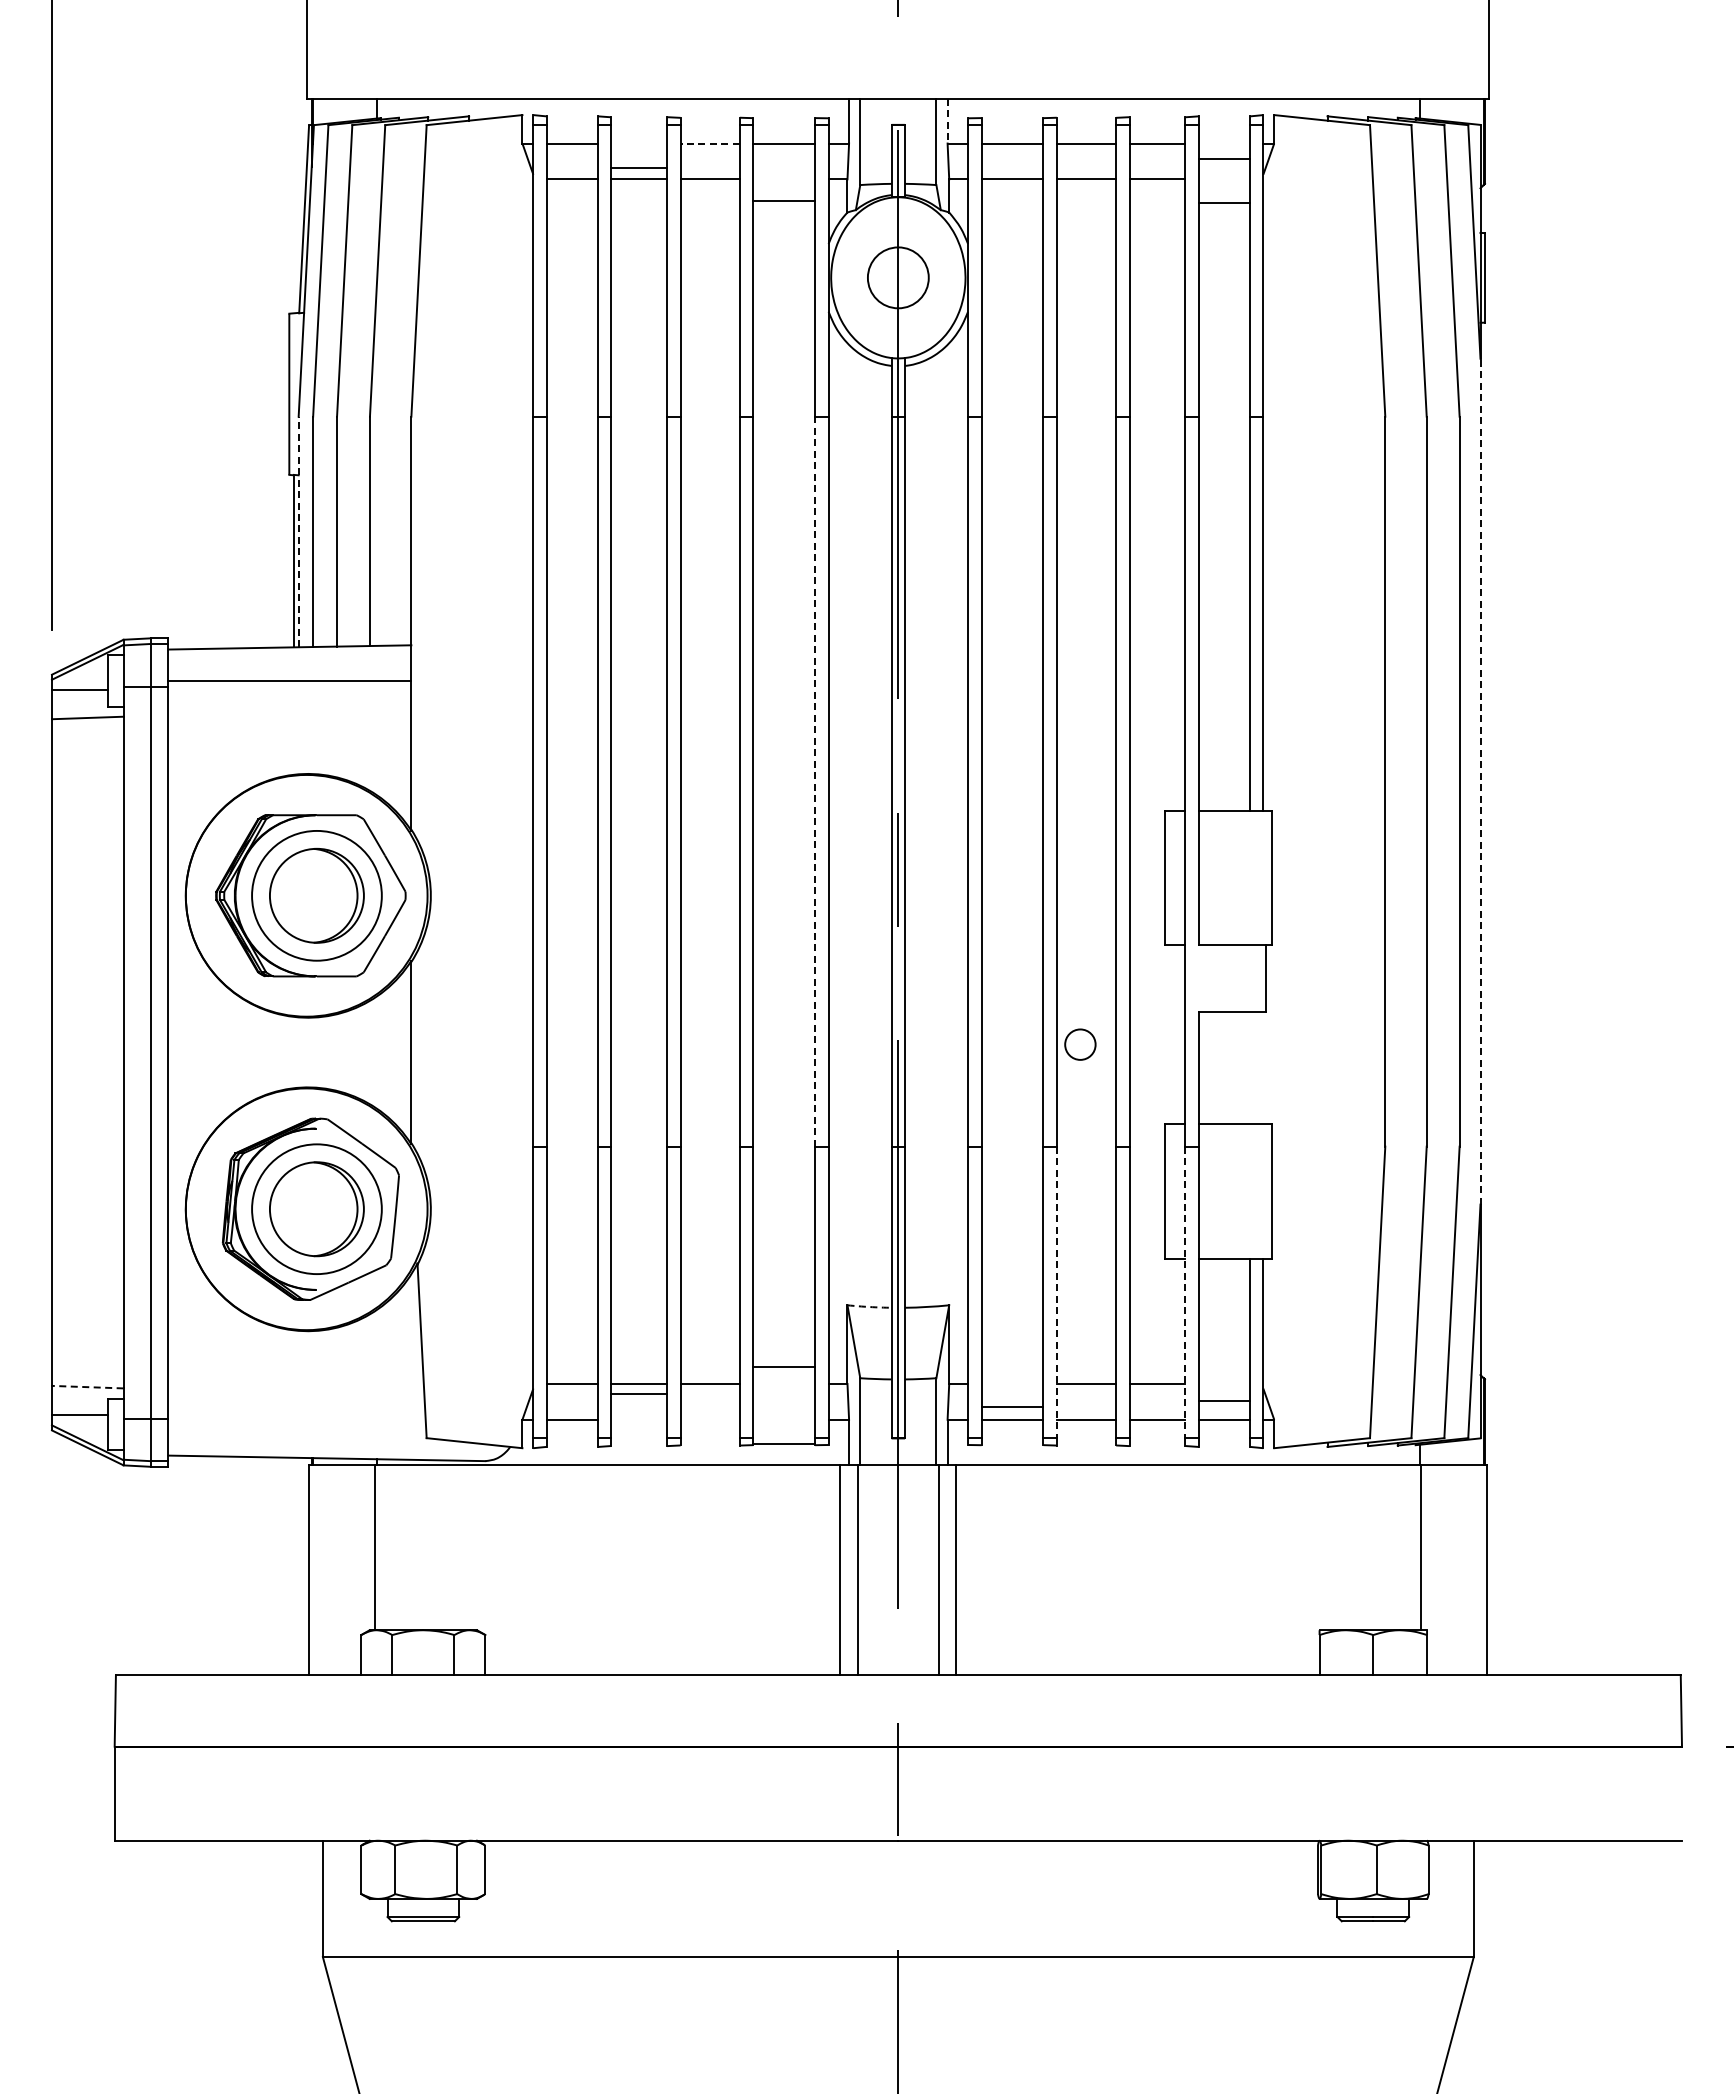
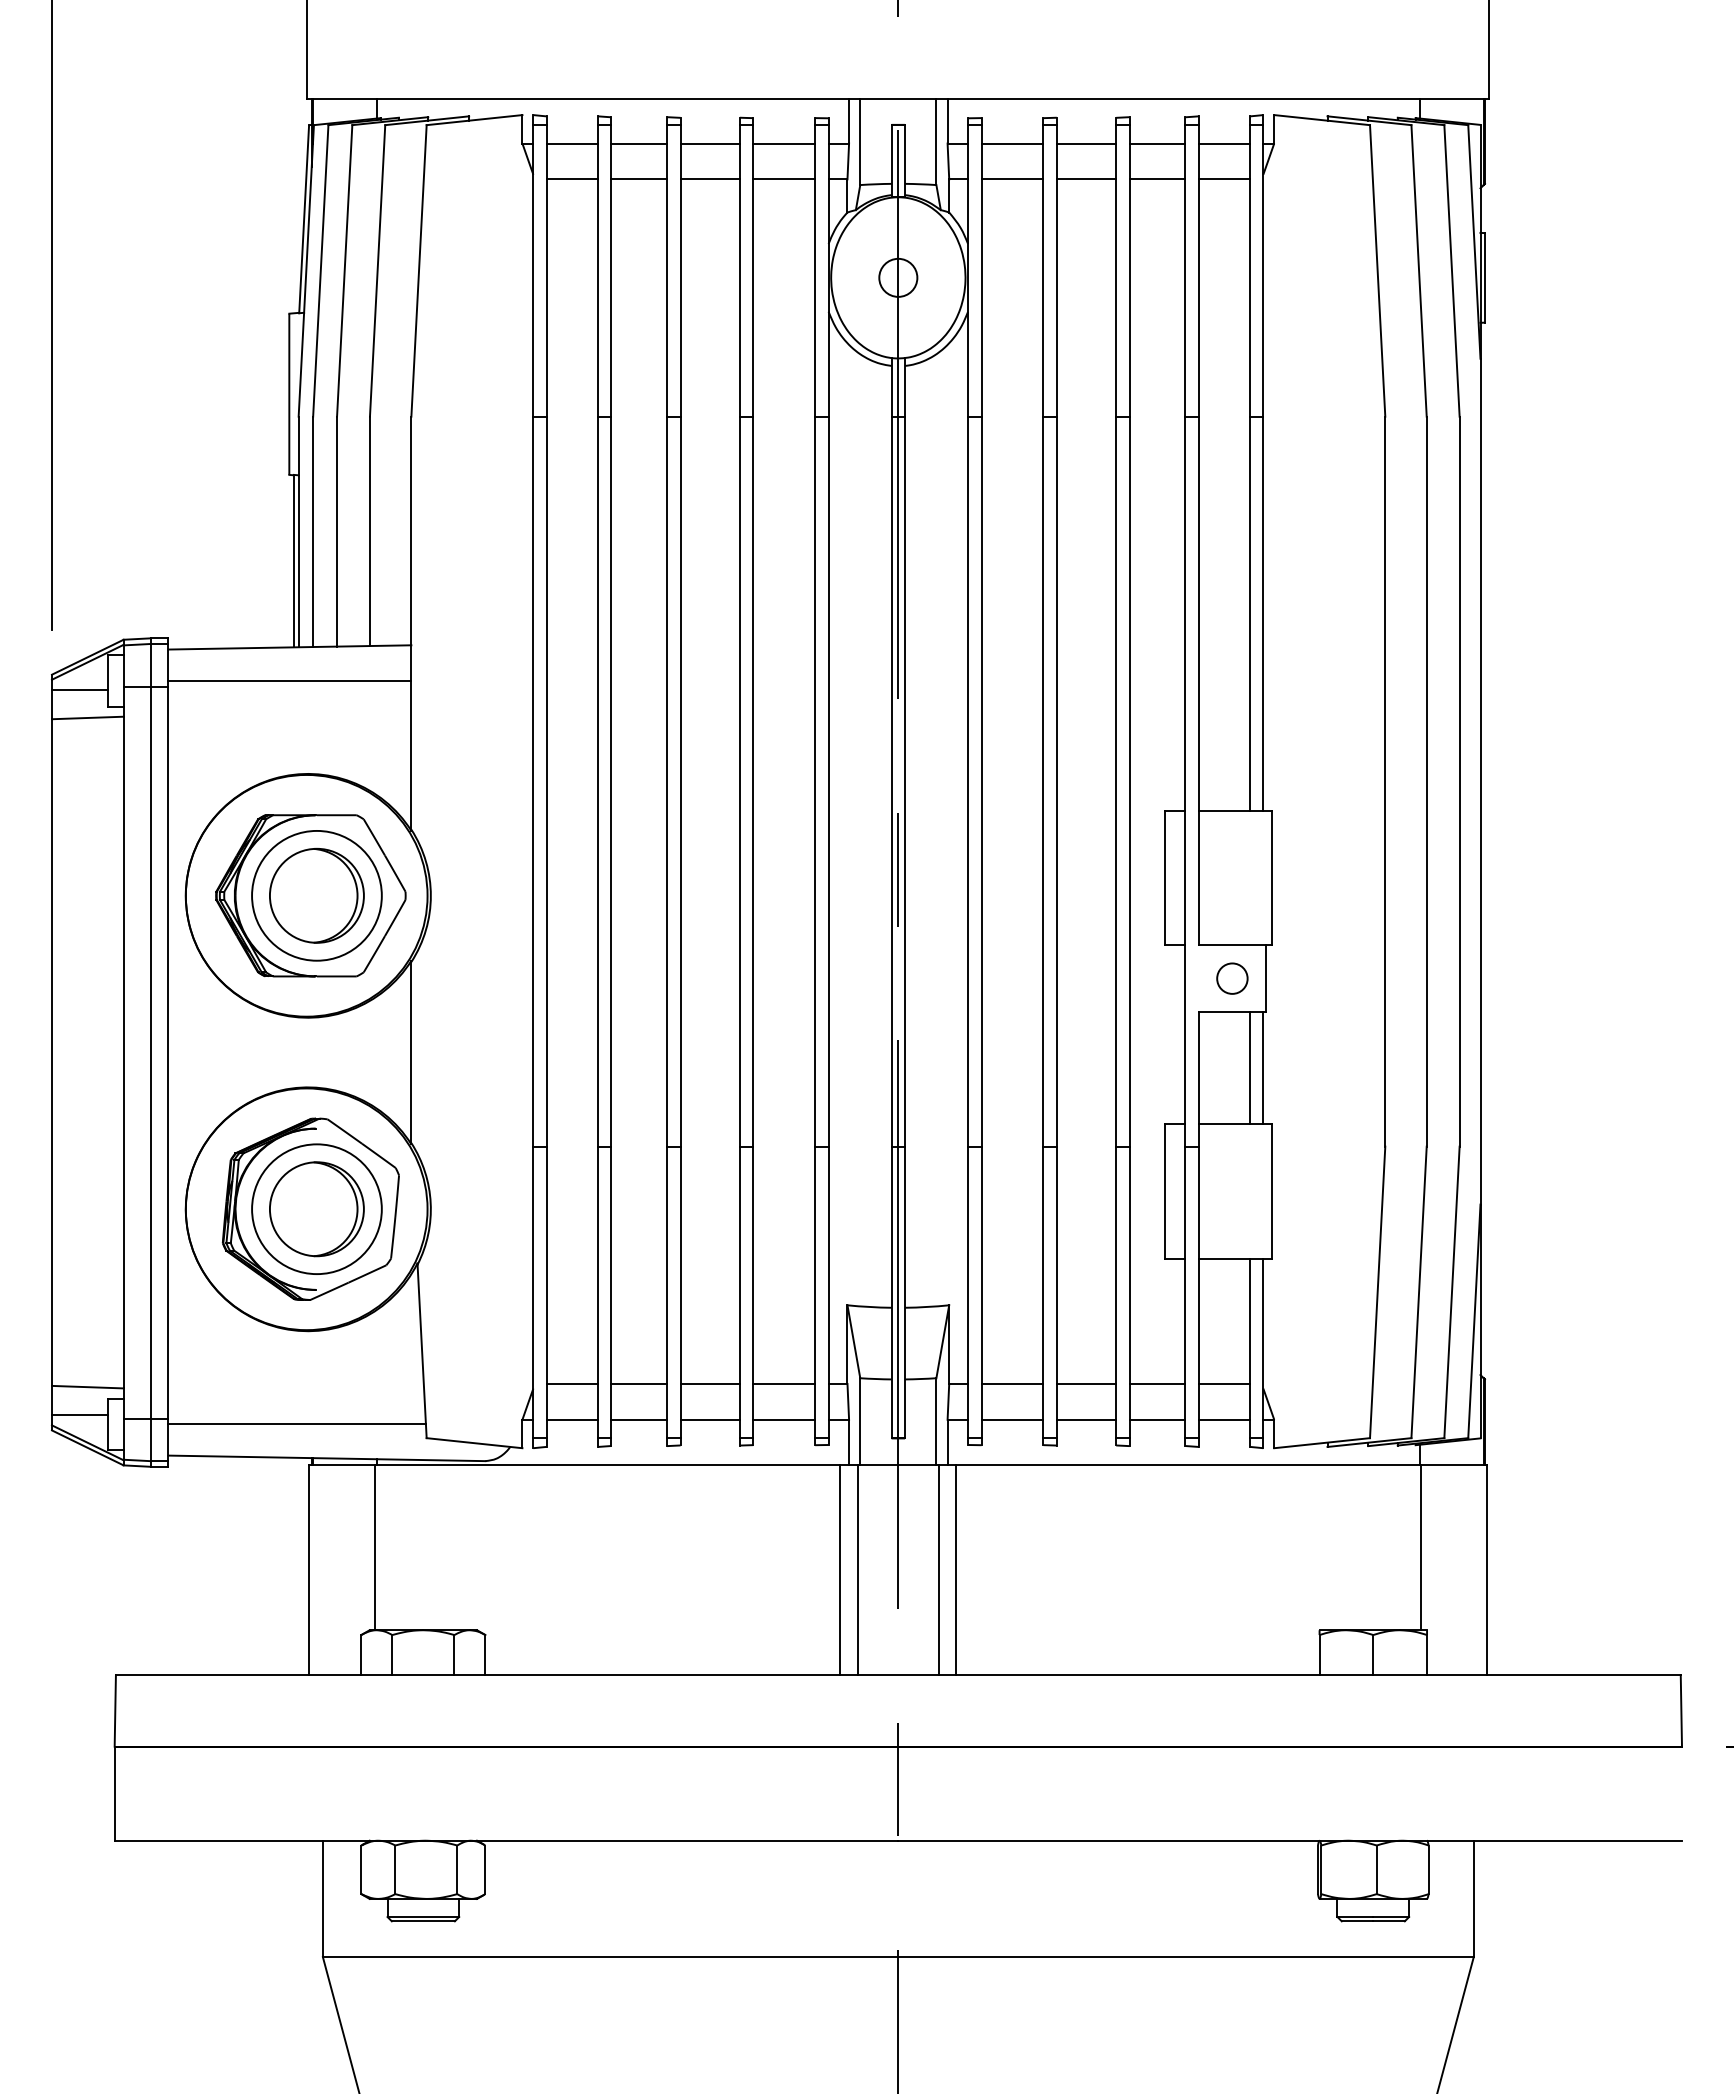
line: dashed -> solid (947, 121)
line: dashed -> solid (710, 143)
line position: (1223, 158) -> (1223, 143) (1223, 143)
line position: (639, 167) -> (639, 143) (639, 143)
line position: (784, 201) -> (784, 179) (784, 179)
line position: (1223, 203) -> (1223, 179) (1223, 179)
circle diameter: 61 px -> 38 px (898, 277)
line: dashed -> solid (298, 531)
line: dashed -> solid (815, 781)
line: dashed -> solid (1480, 781)
circle position: (1080, 1044) -> (1232, 978) (1232, 978)
line: none -> present (1249, 1068)
line: none -> present (1263, 1068)
line: dashed -> solid (1056, 1292)
line: dashed -> solid (1185, 1292)
arc: dashed -> solid (869, 1307)
line position: (784, 1366) -> (784, 1383) (784, 1383)
line: dashed -> solid (87, 1387)
line position: (639, 1393) -> (639, 1419) (639, 1419)
line position: (1223, 1400) -> (1223, 1383) (1223, 1383)
line position: (1012, 1406) -> (1012, 1383) (1012, 1383)
line: none -> present (709, 1419)
line: none -> present (296, 1424)
line position: (784, 1443) -> (784, 1419) (784, 1419)
